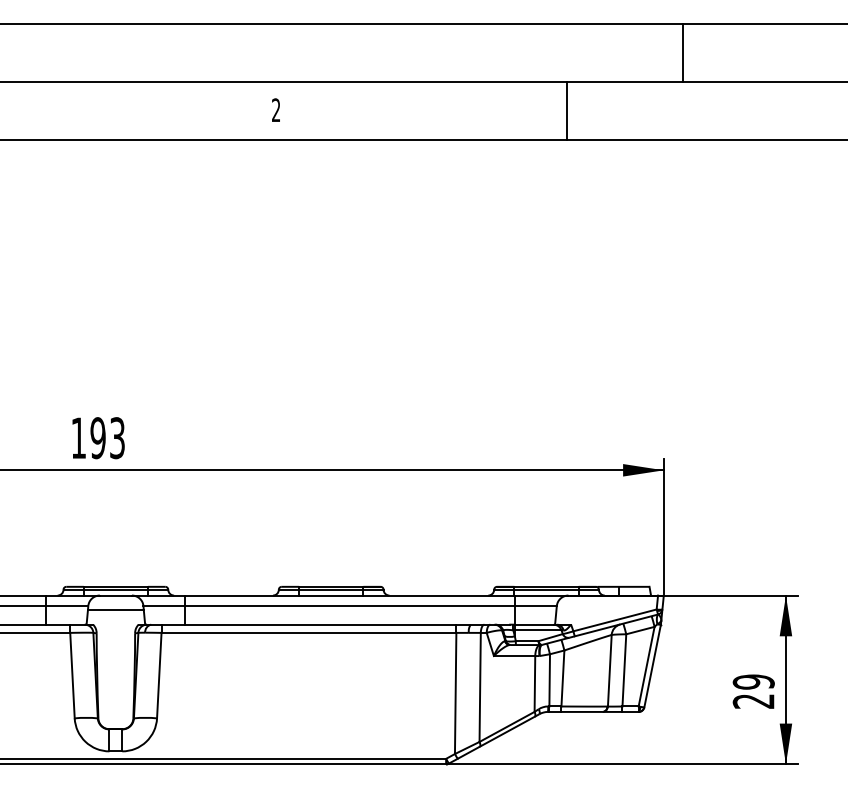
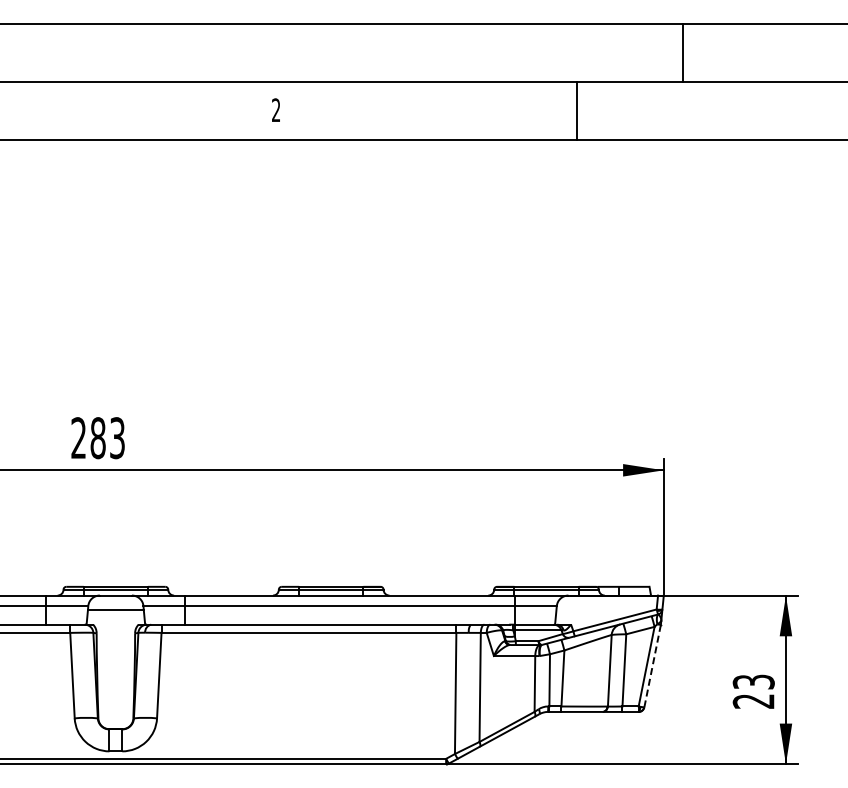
line position: (566, 110) -> (576, 110) (576, 110)
text: 193 -> 283 (88, 438)
line: solid -> dashed (652, 665)
text: 29 -> 23 (753, 681)
